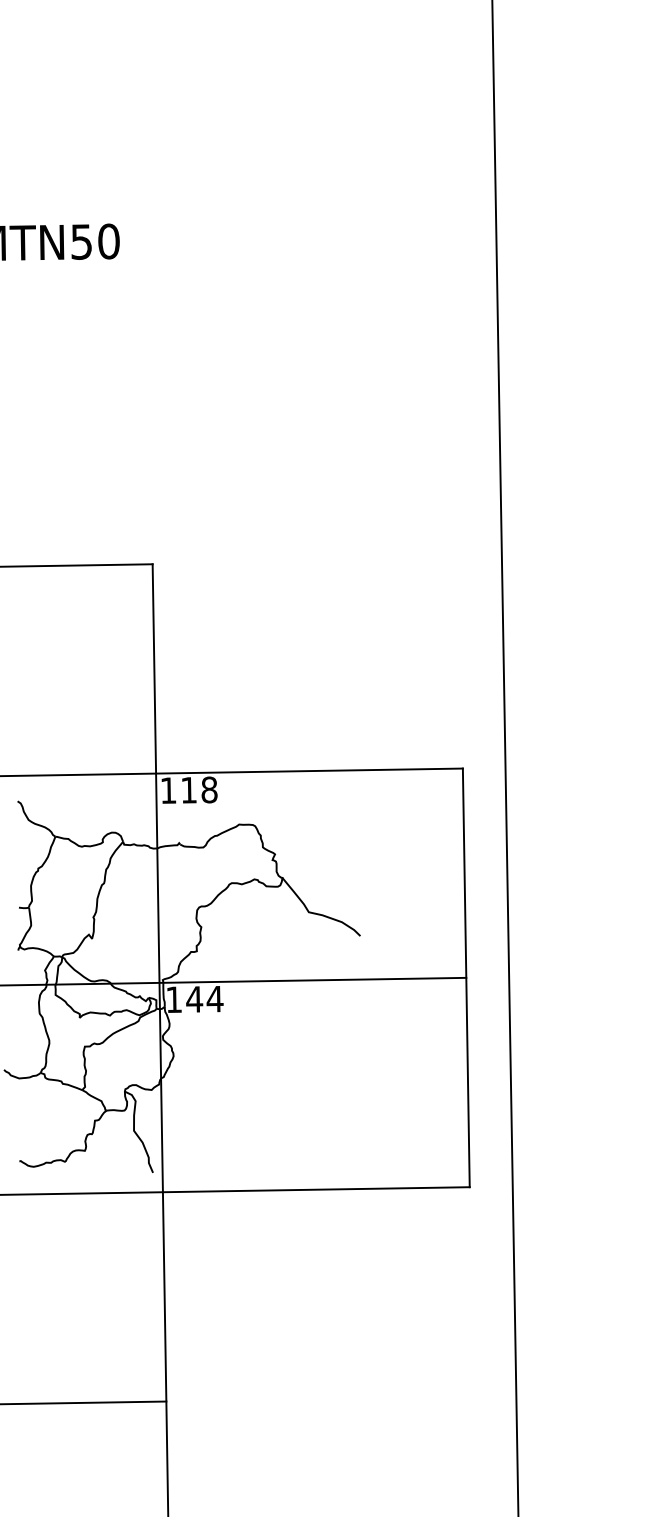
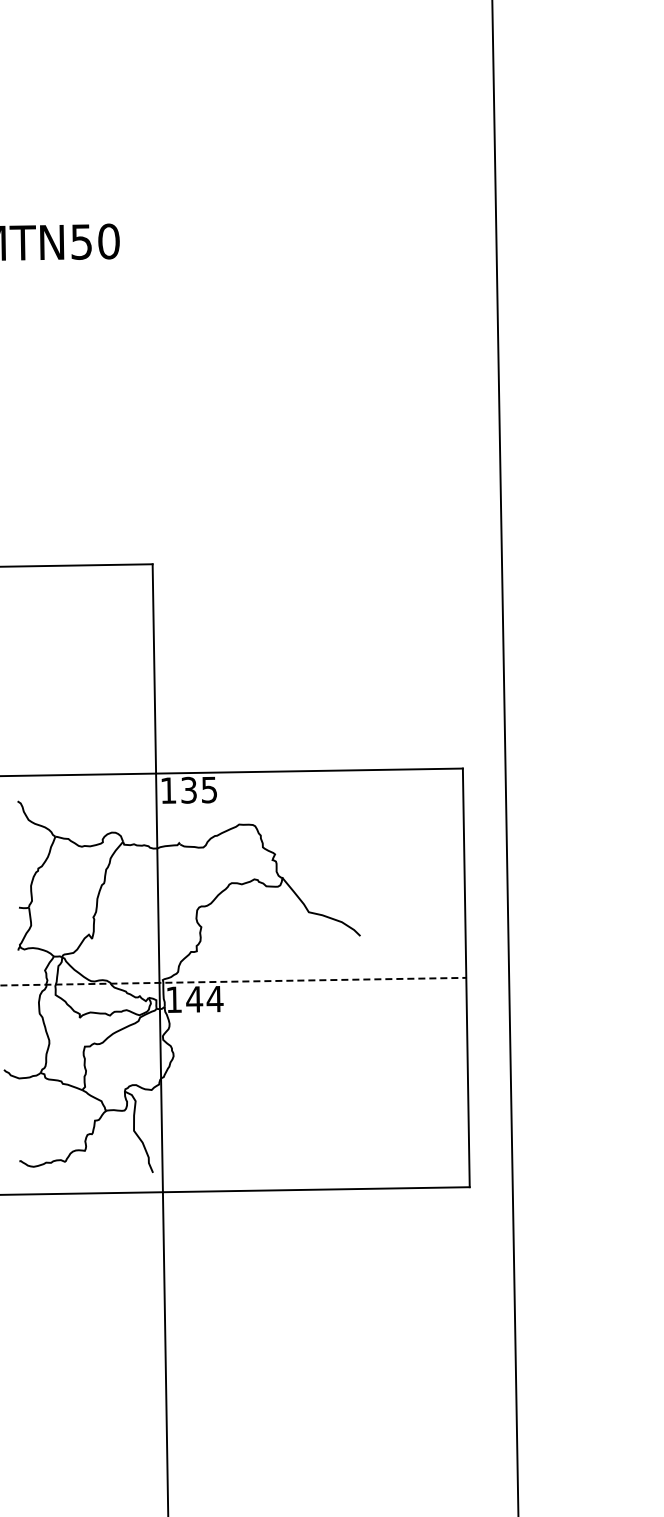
text: 118 -> 135 (199, 789)
line: solid -> dashed (233, 981)
line: present -> none (84, 1402)
